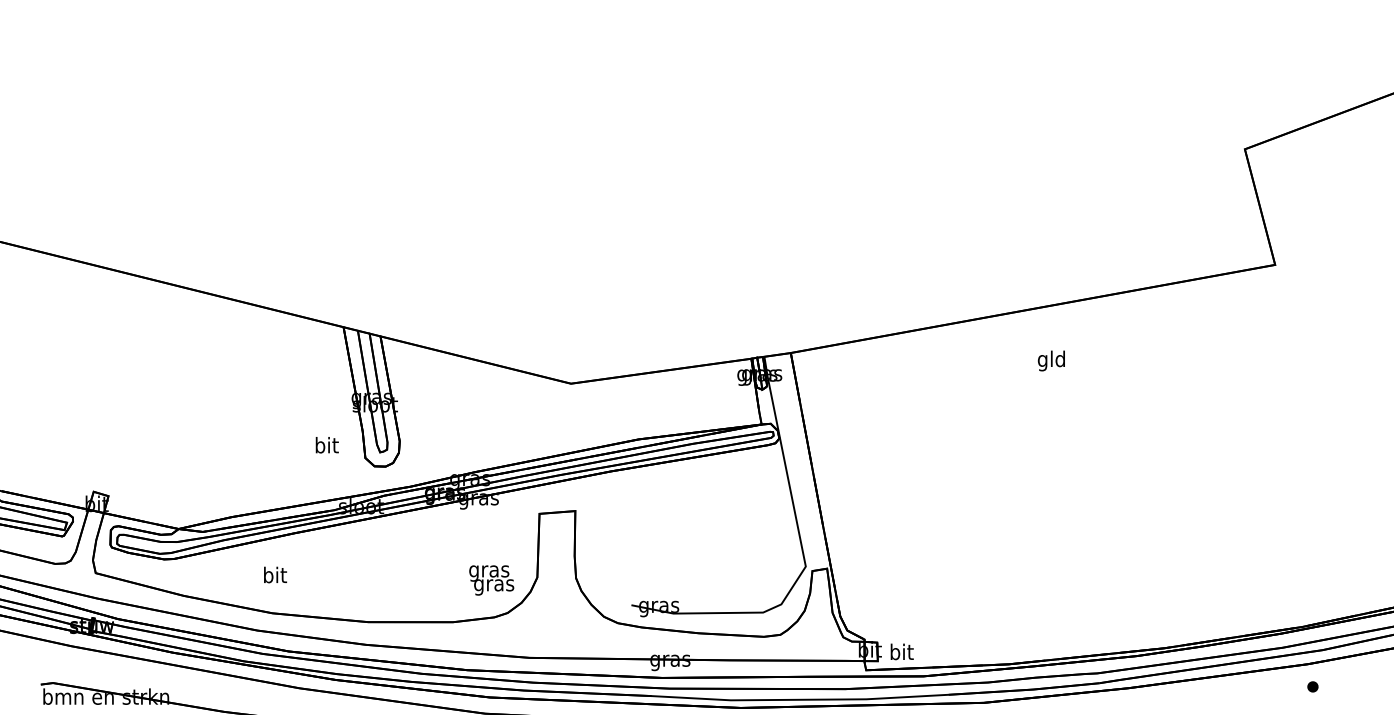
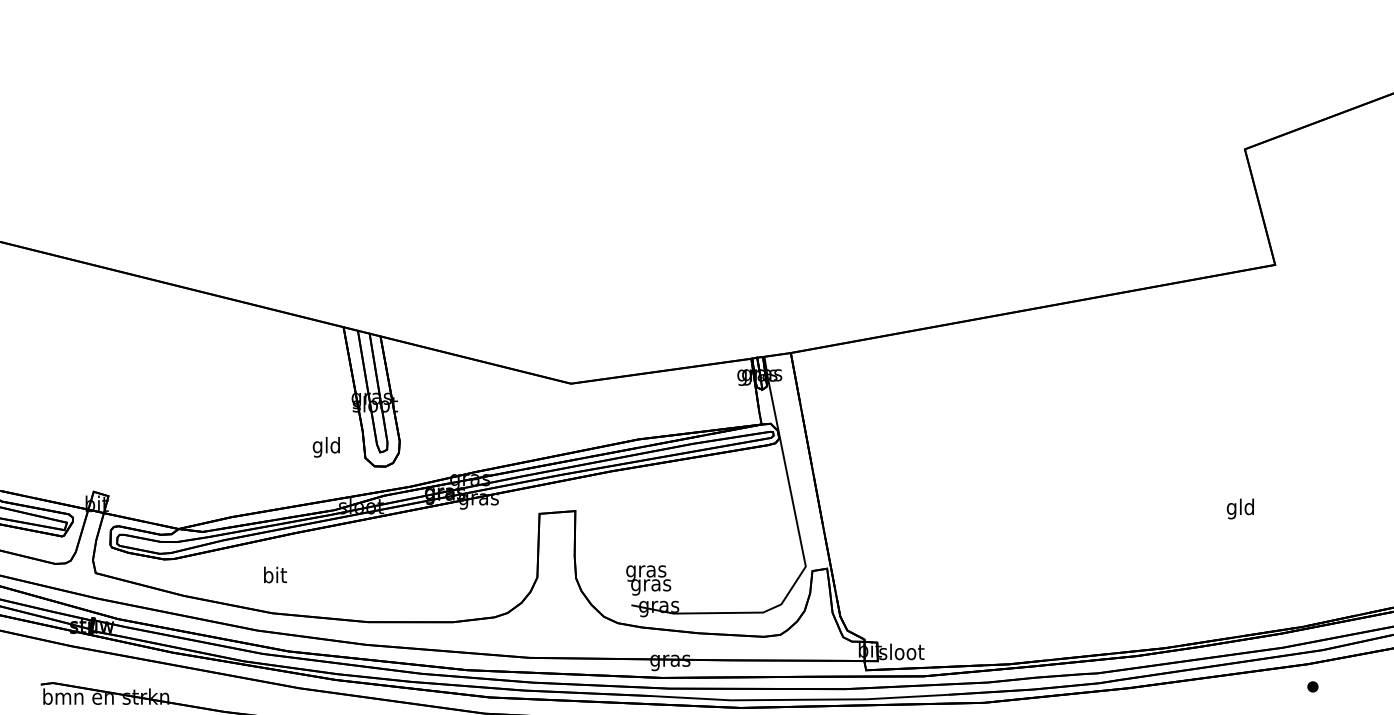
text position: (1051, 360) -> (1240, 508) (1240, 508)
text: bit -> gld (325, 447)
text position: (491, 580) -> (648, 580) (648, 580)
text: bit -> sloot (901, 651)
